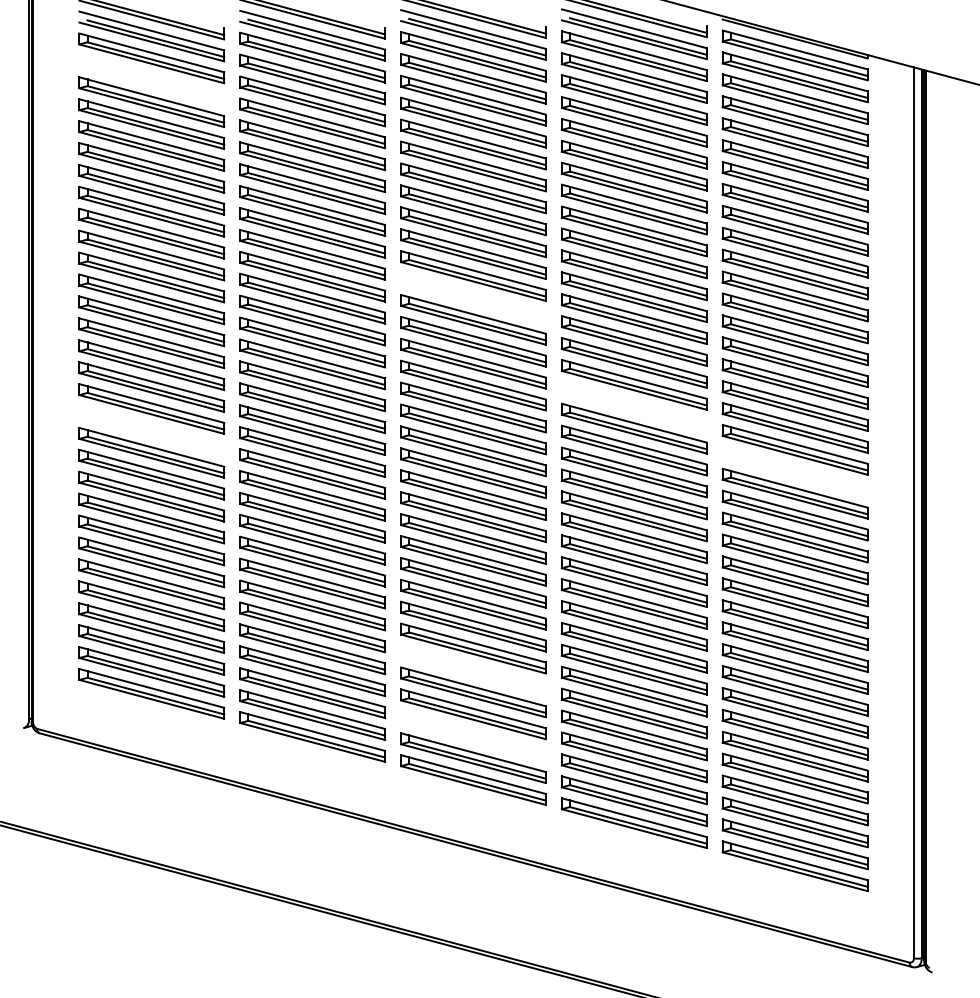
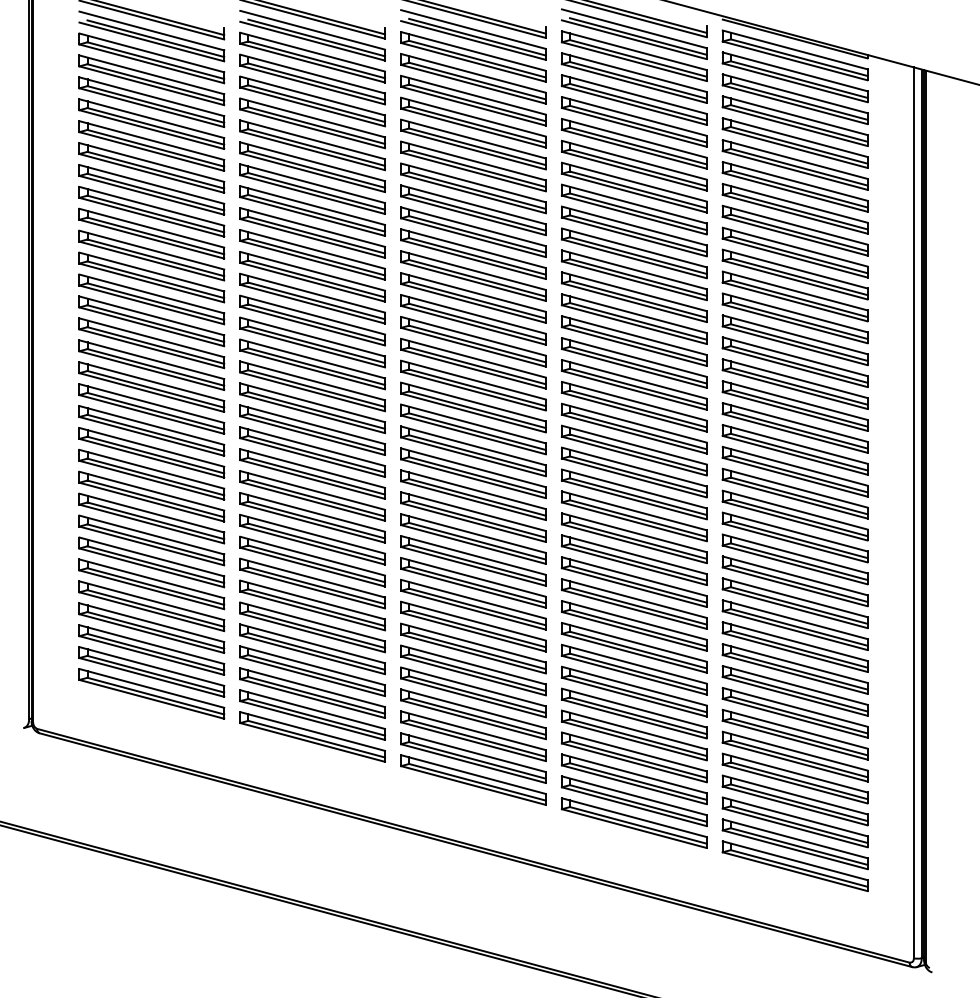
part: none -> present (151, 80)
part: none -> present (473, 297)
part: none -> present (634, 406)
part: none -> present (151, 430)
part: none -> present (794, 471)
part: none -> present (473, 670)
part: none -> present (473, 735)
